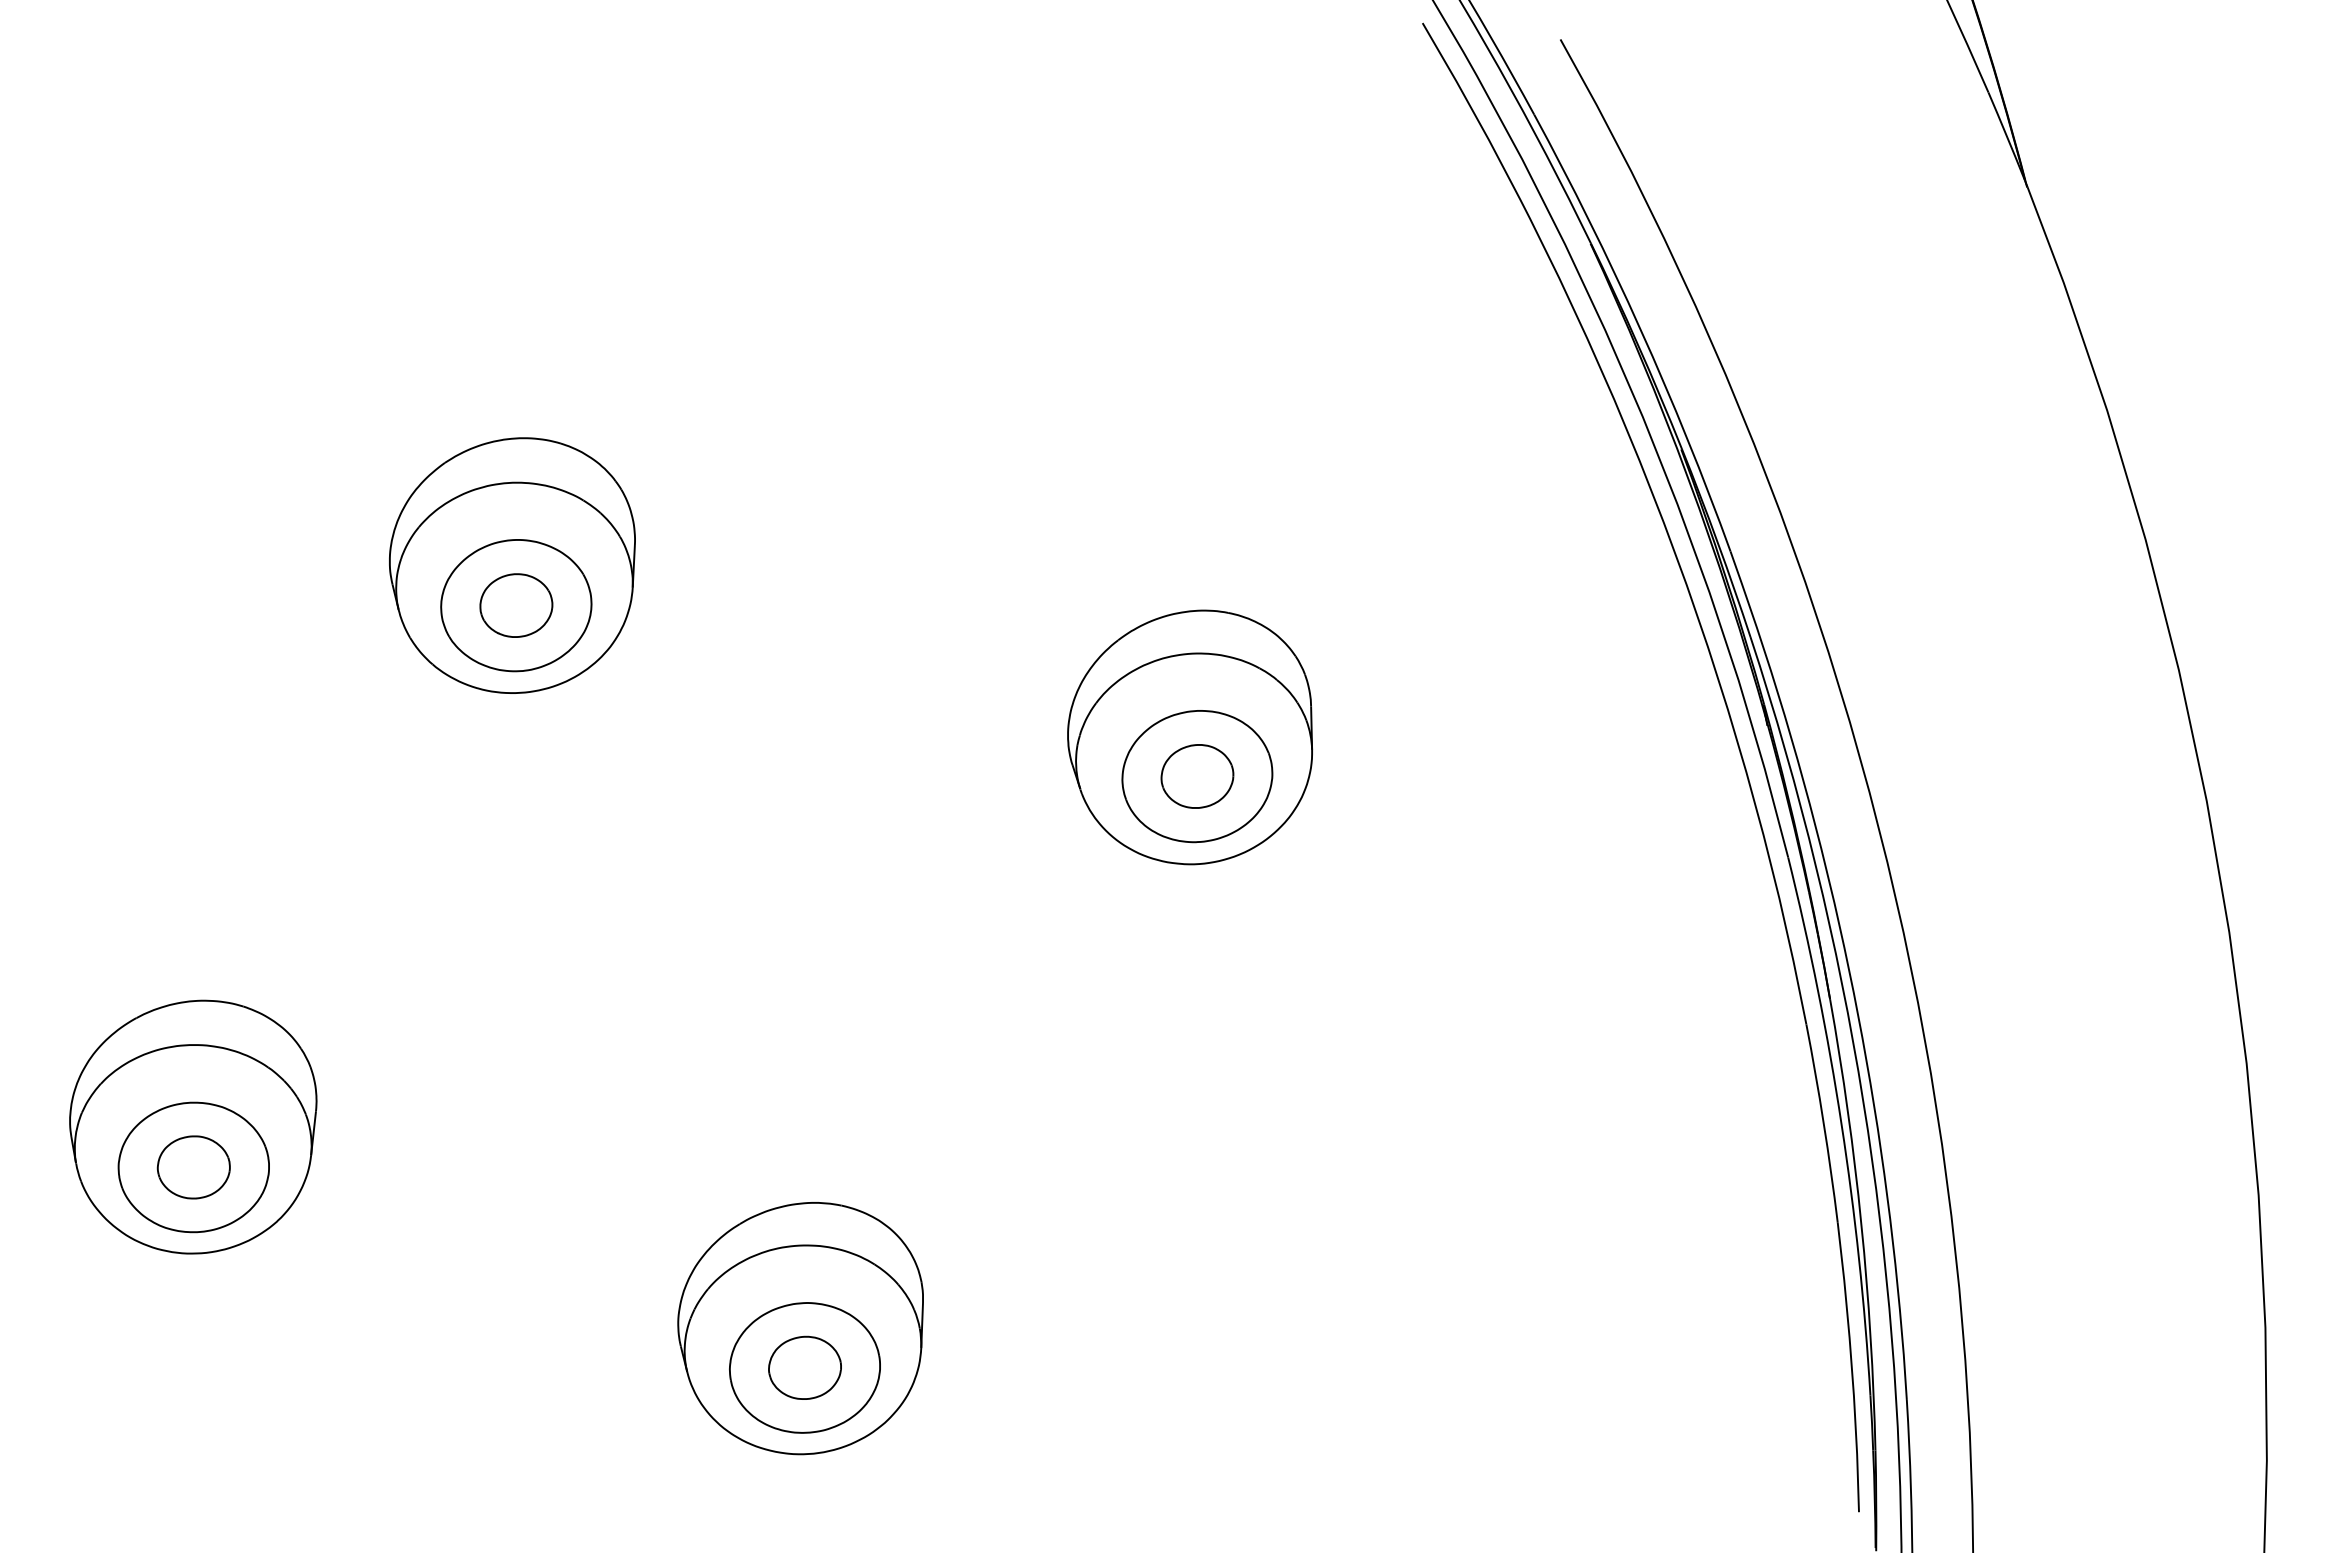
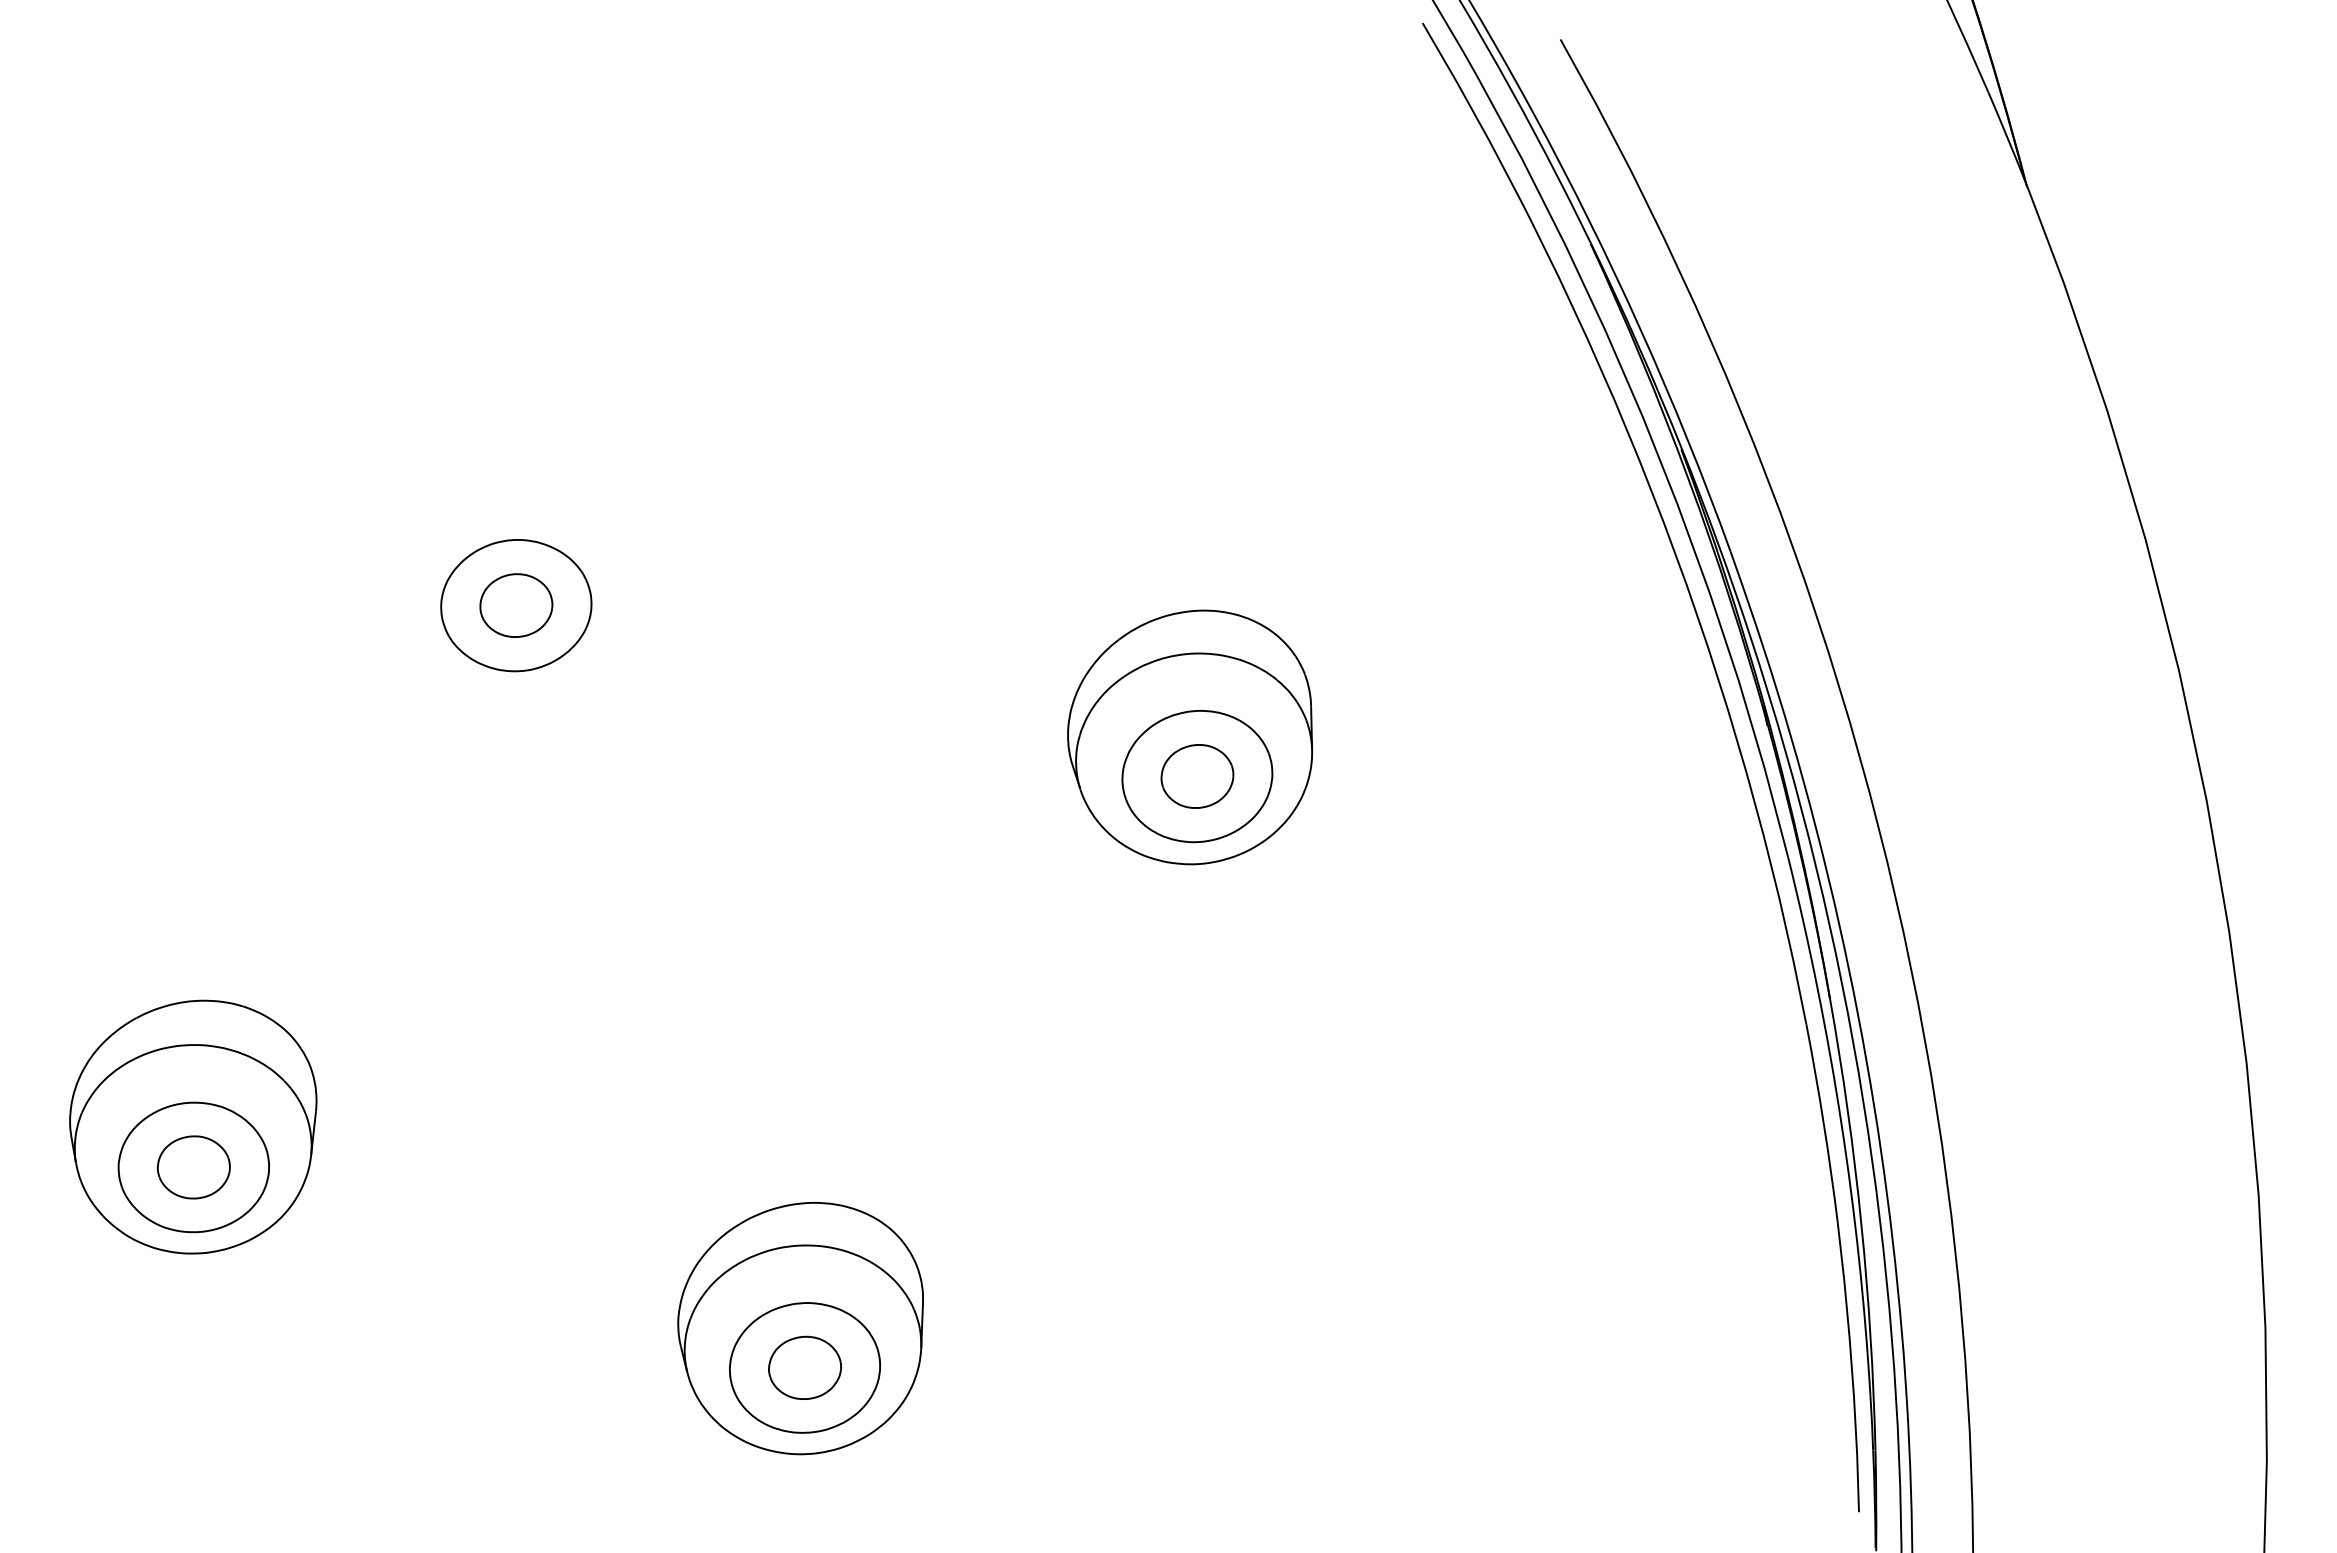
part: present -> none (512, 565)
